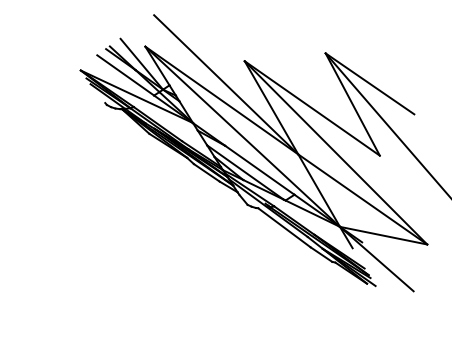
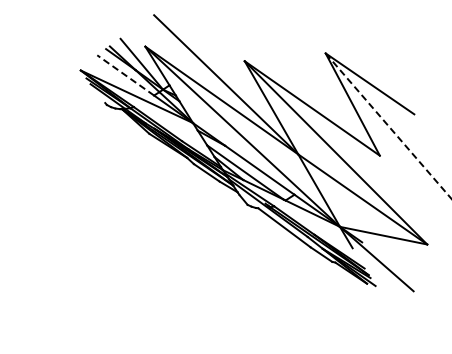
line: solid -> dashed (125, 75)
line: solid -> dashed (389, 126)
